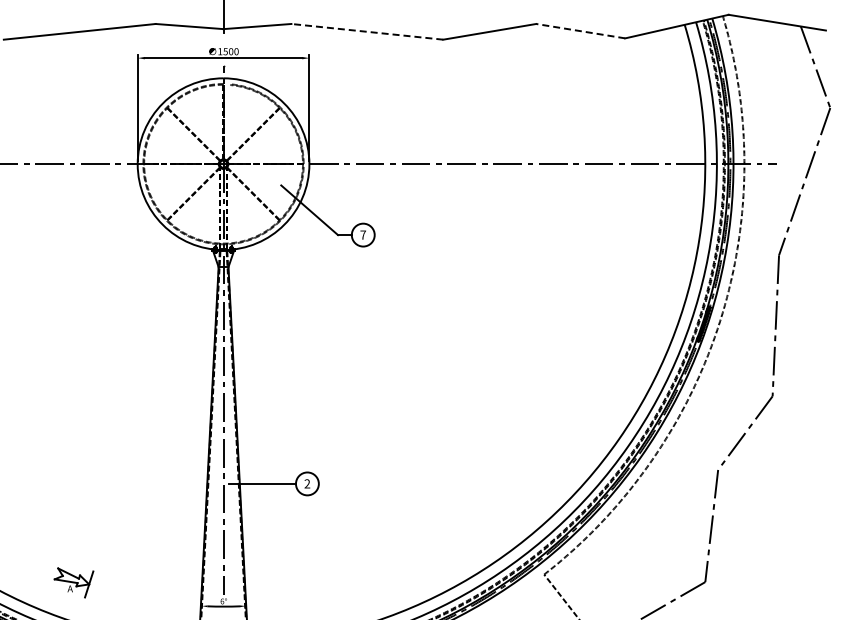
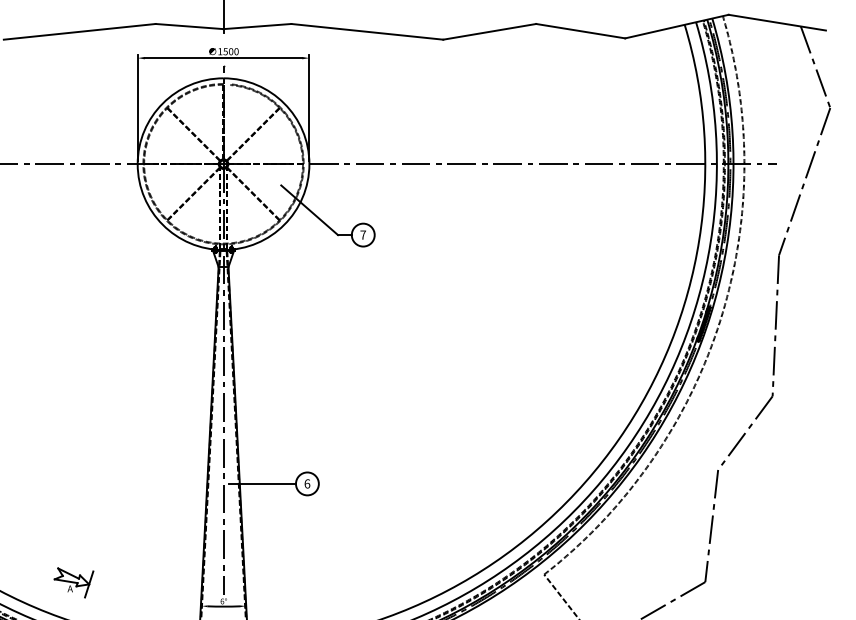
line: dashed -> solid (366, 31)
line: dashed -> solid (580, 31)
text: 2 -> 6 (307, 483)
